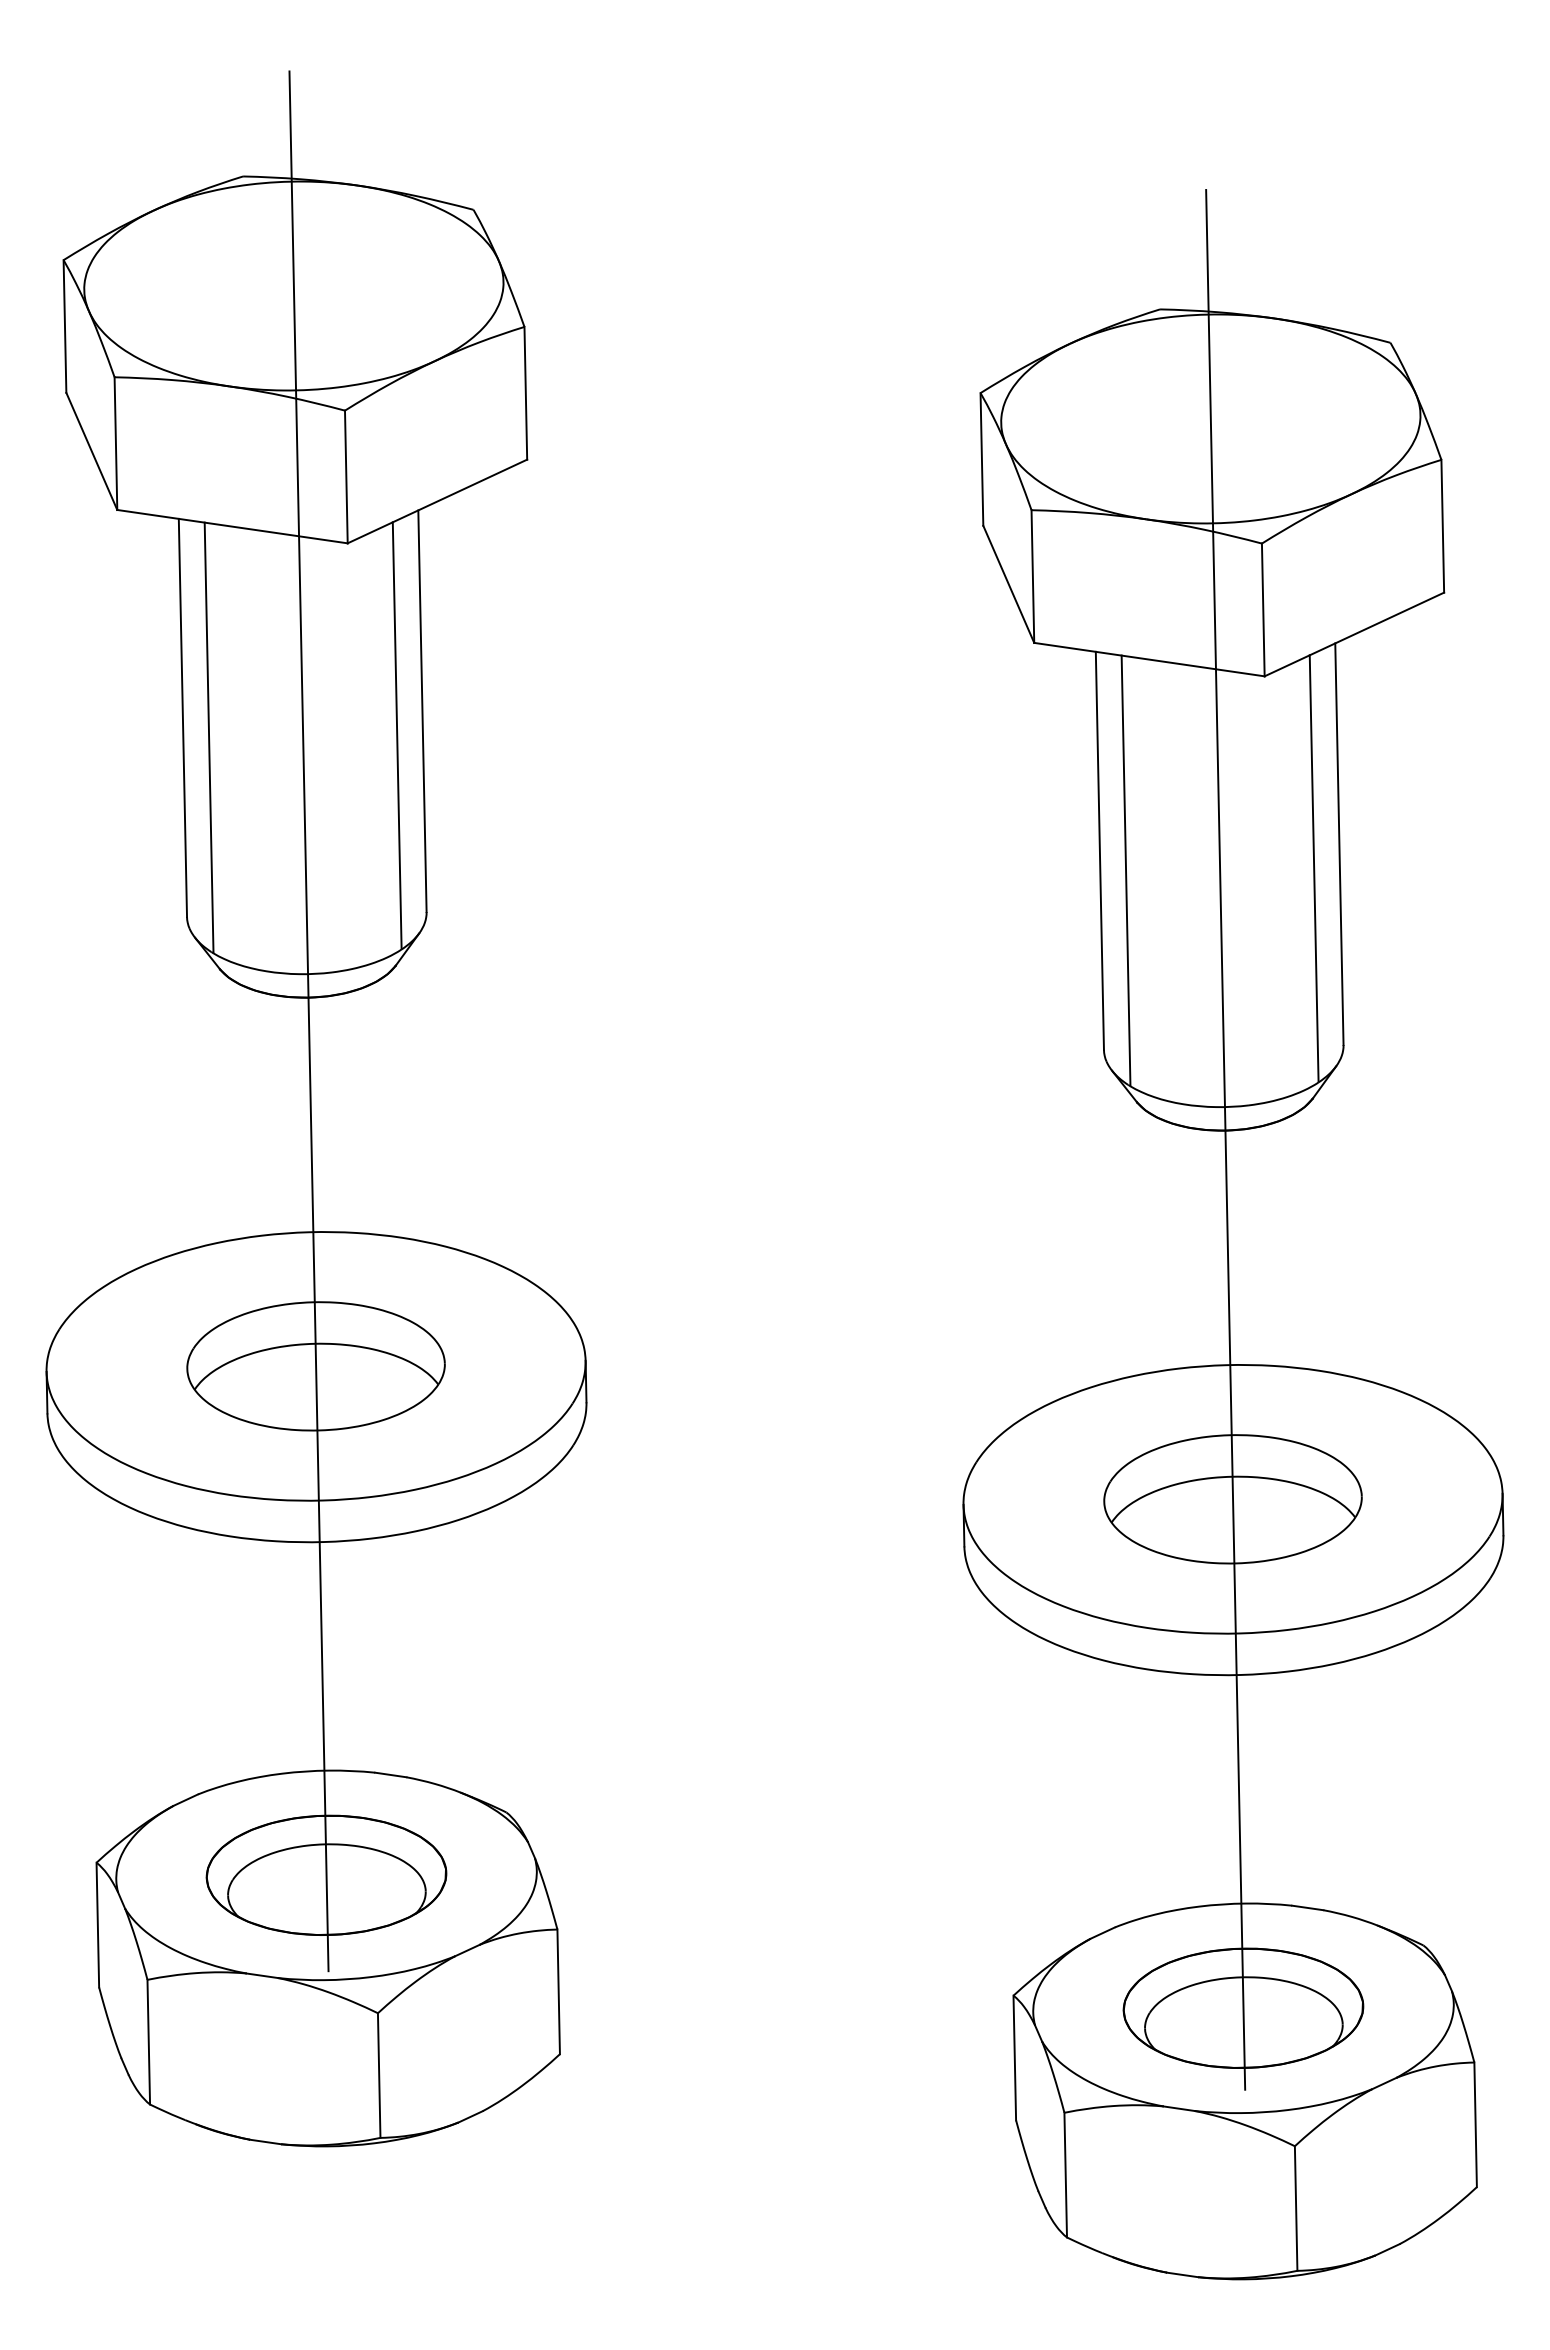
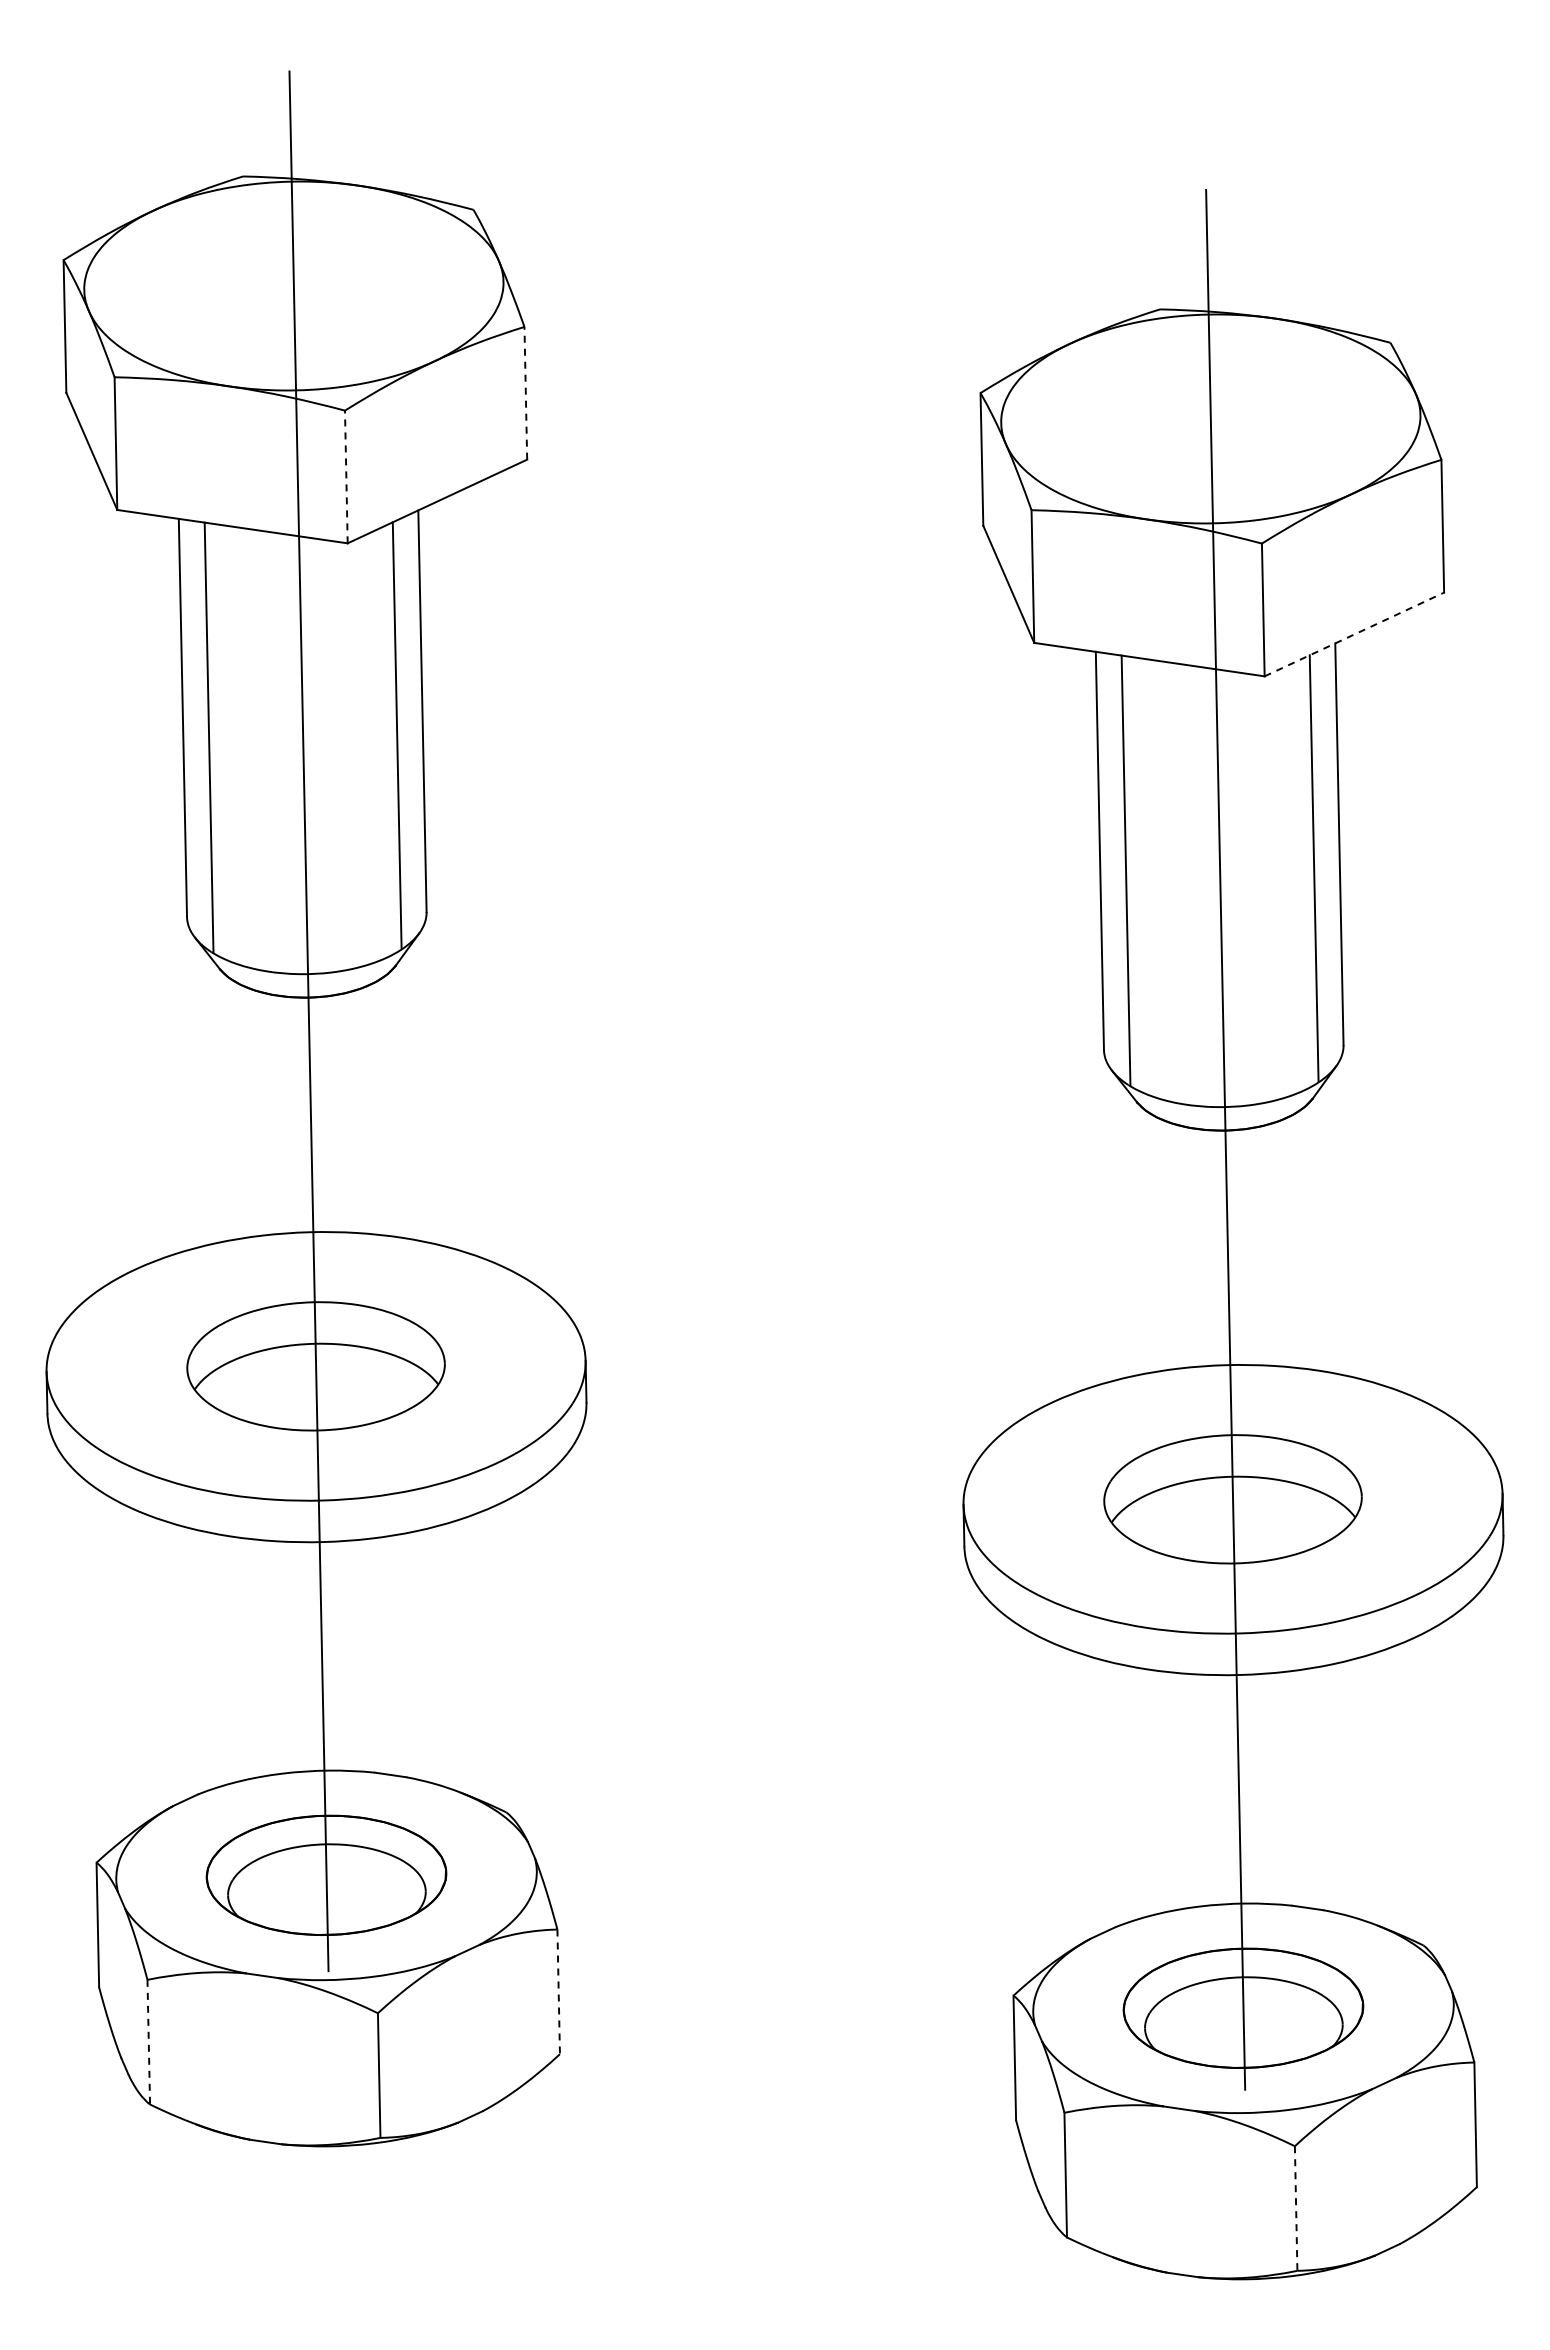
line: solid -> dashed (525, 392)
line: solid -> dashed (346, 476)
line: solid -> dashed (1354, 634)
line: solid -> dashed (558, 1992)
line: solid -> dashed (148, 2042)
line: solid -> dashed (1296, 2209)
